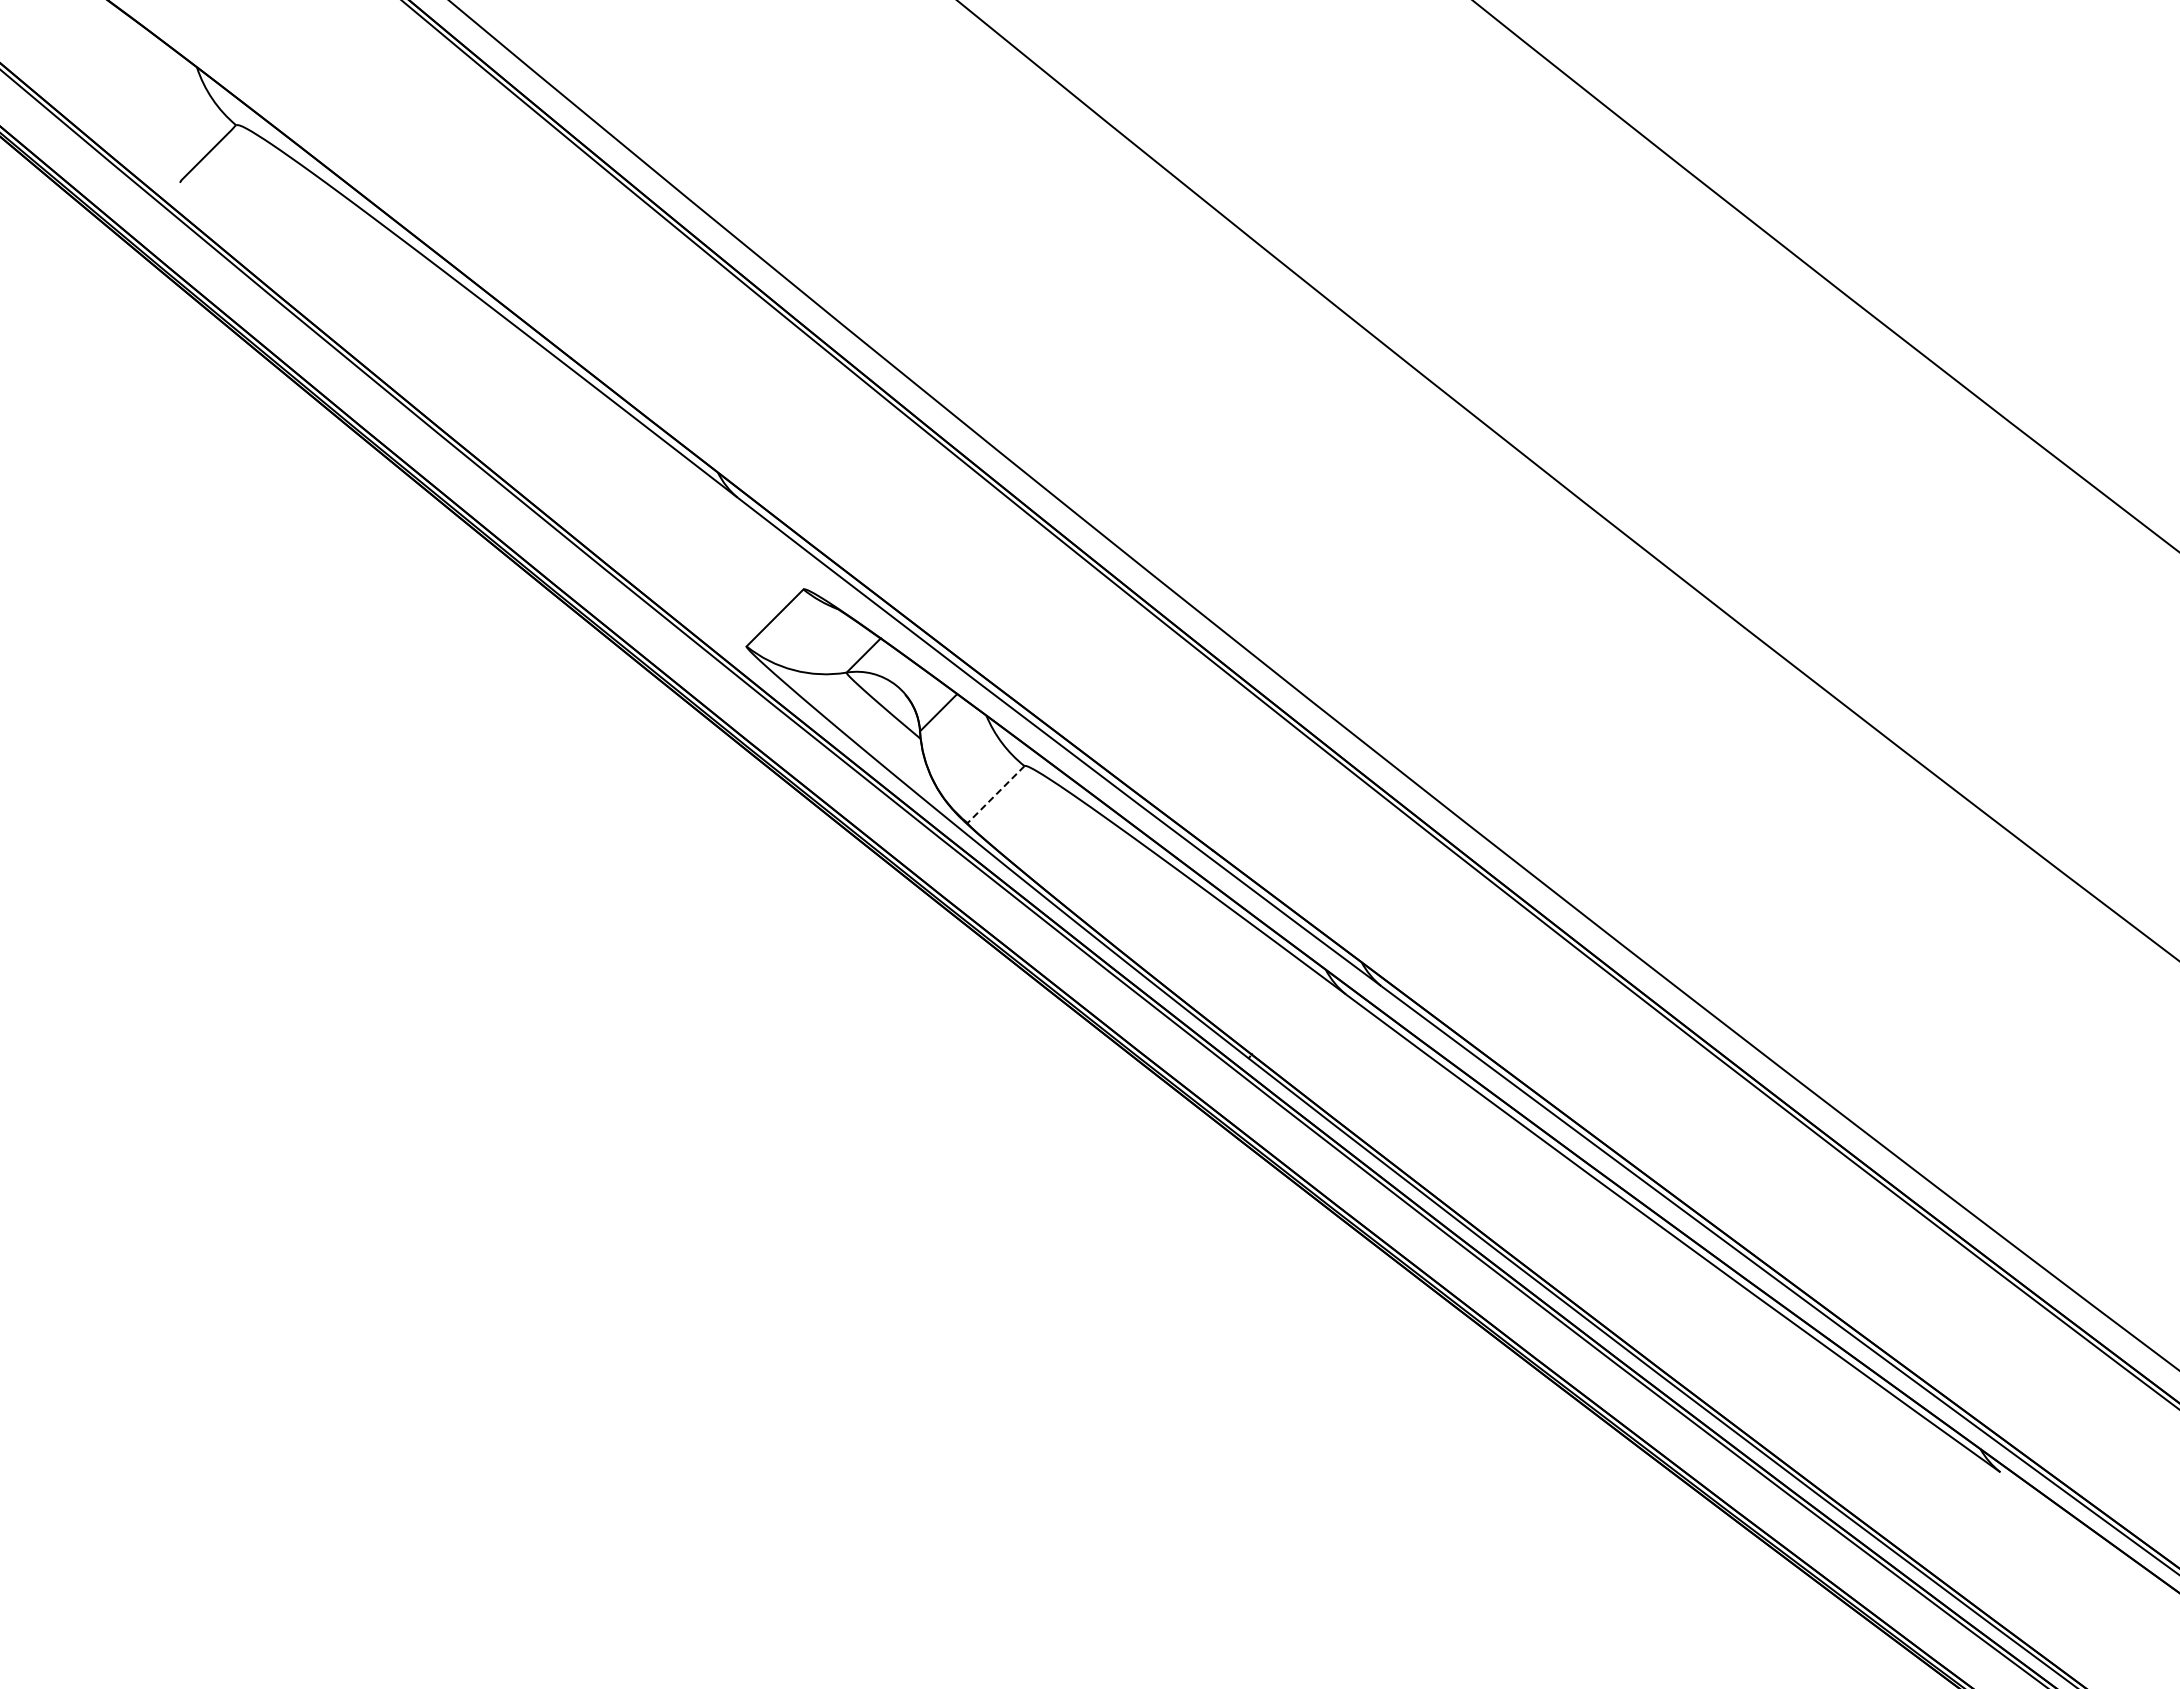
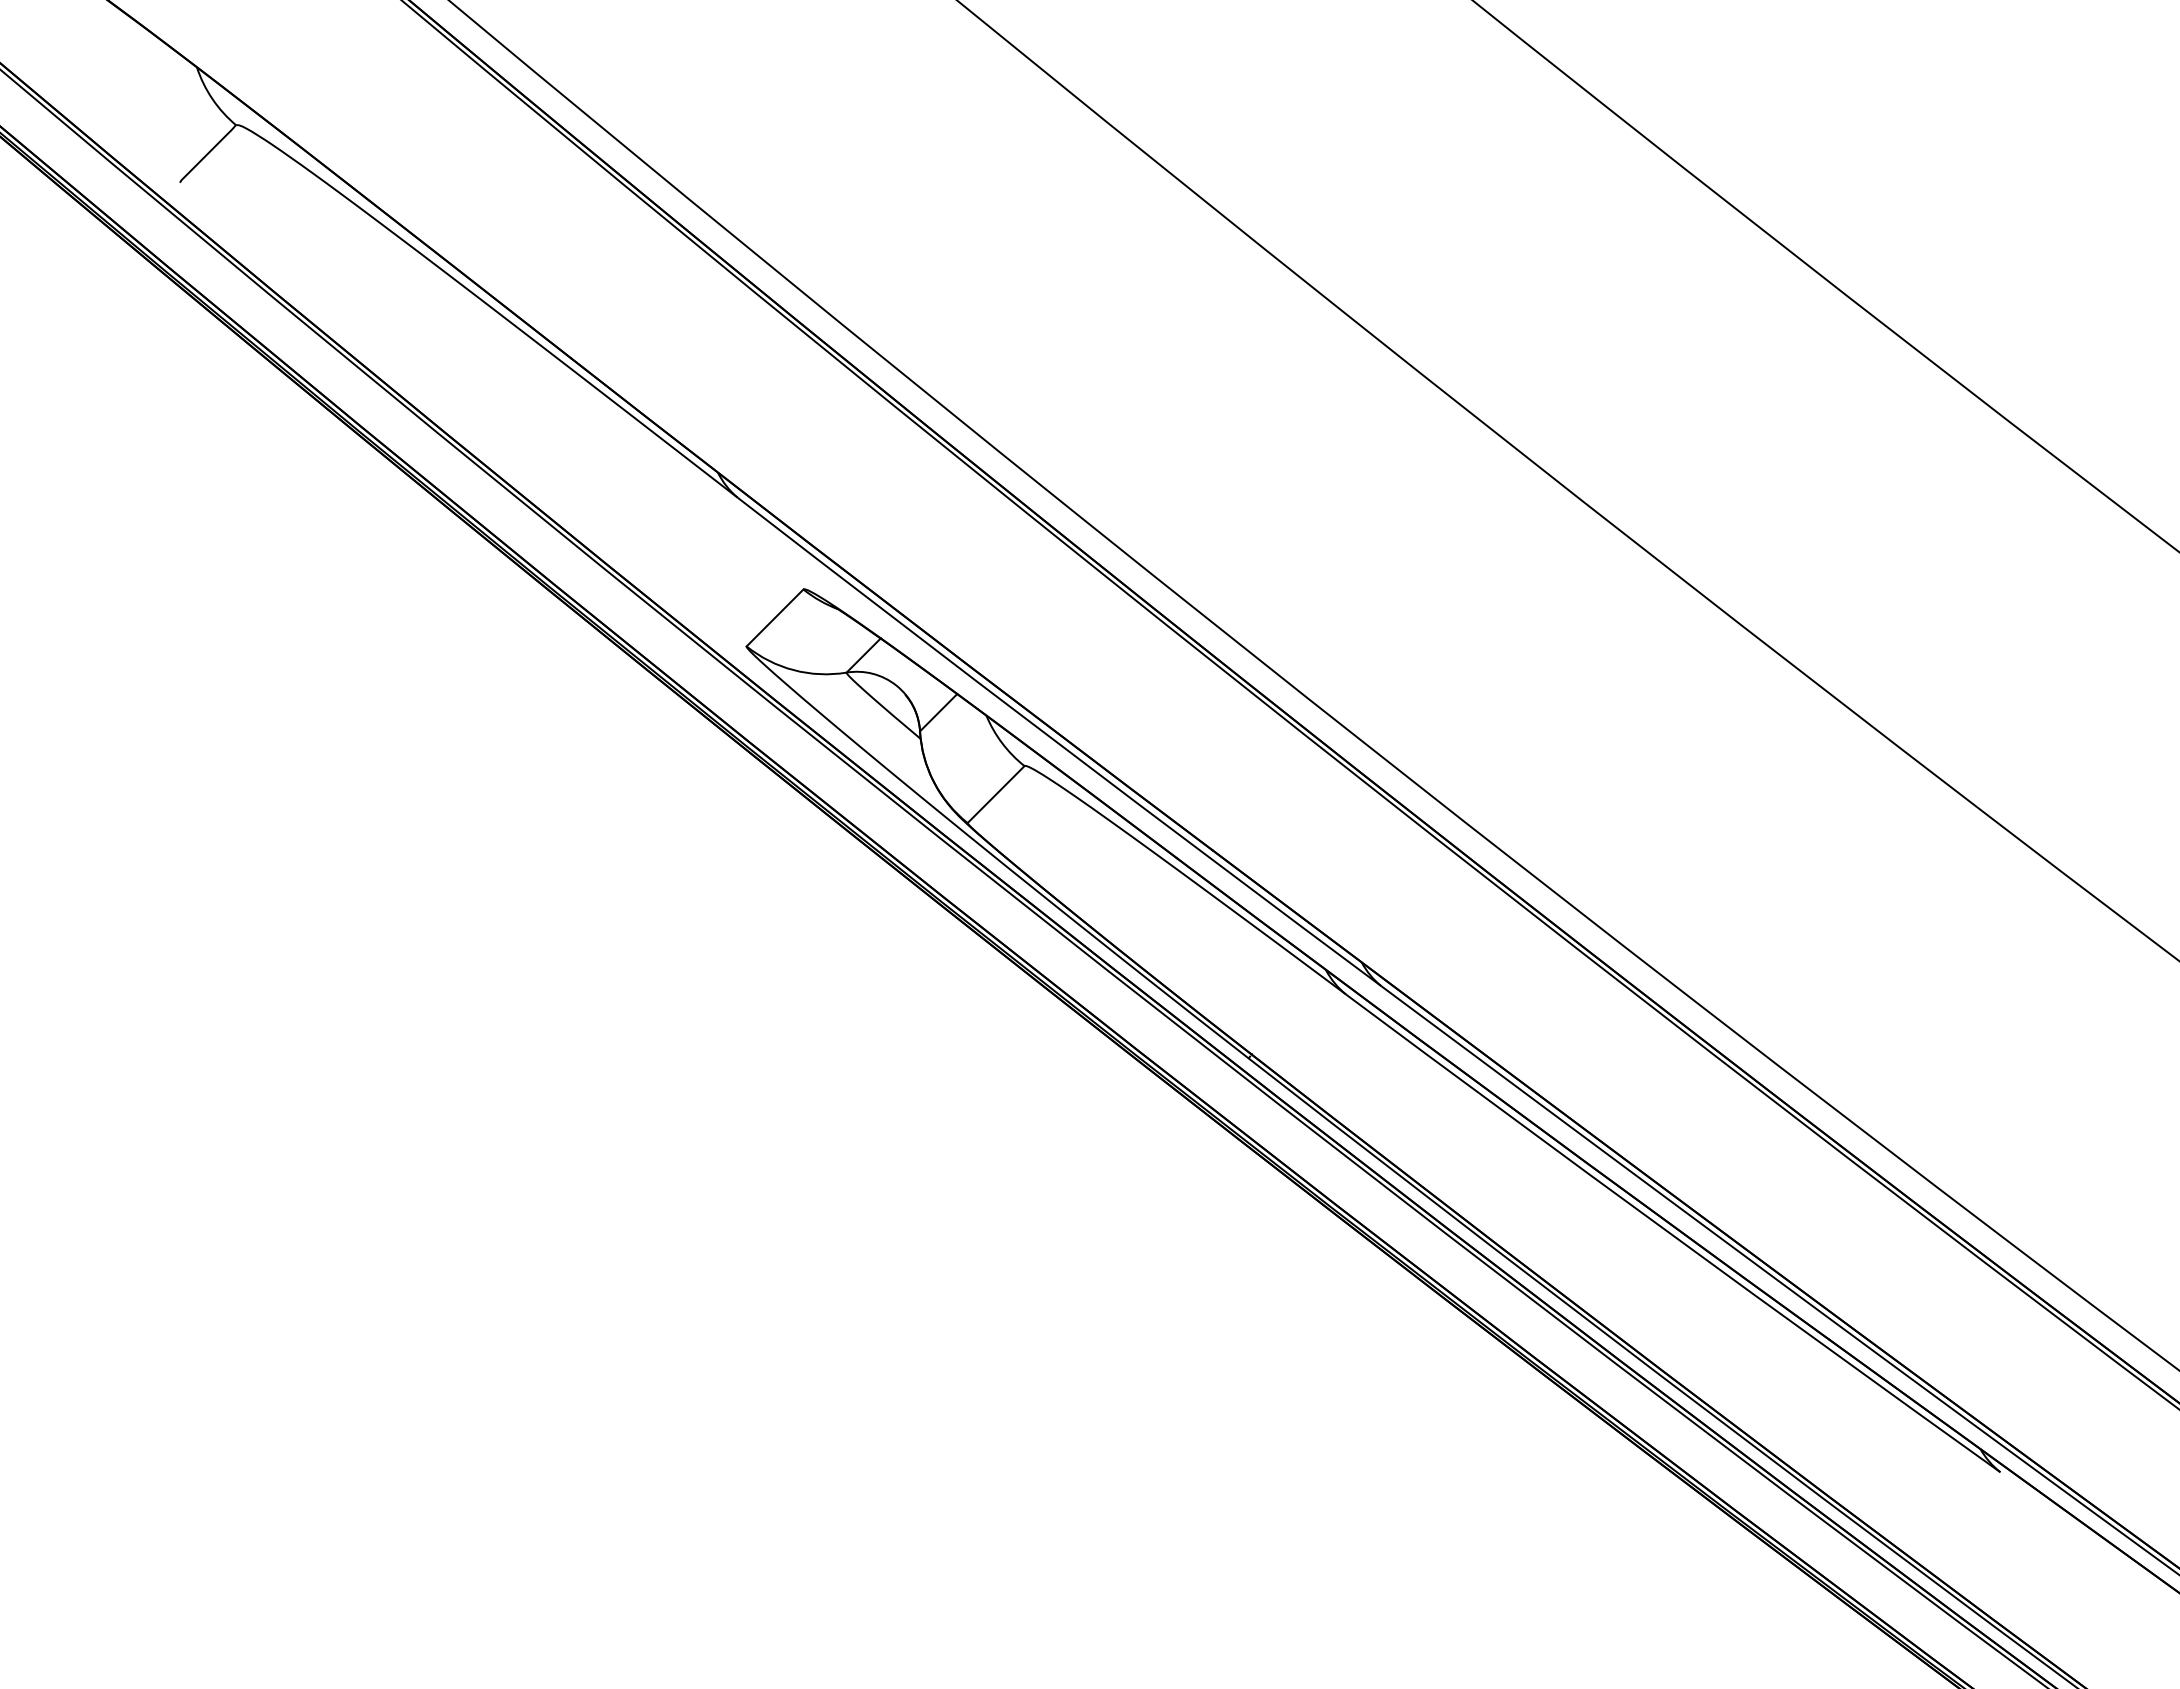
line: dashed -> solid (995, 794)
